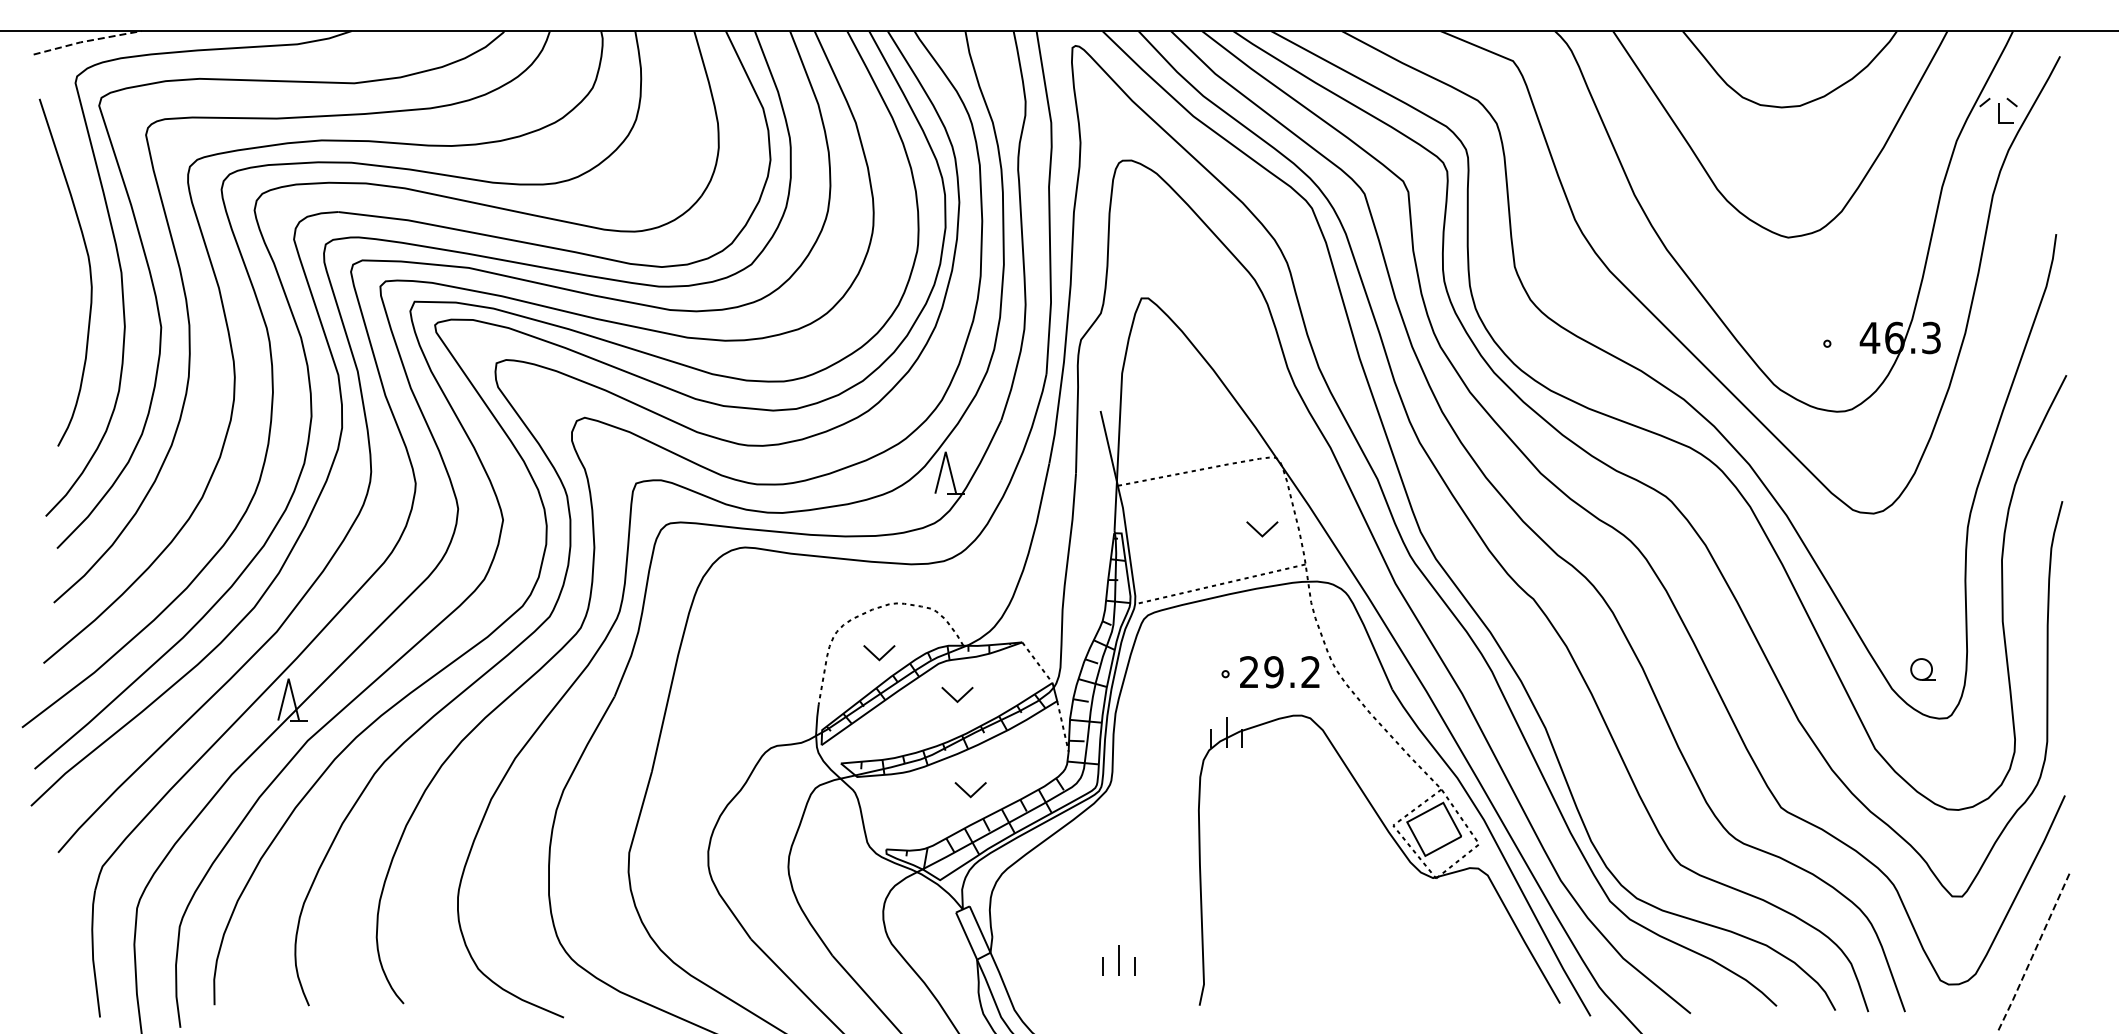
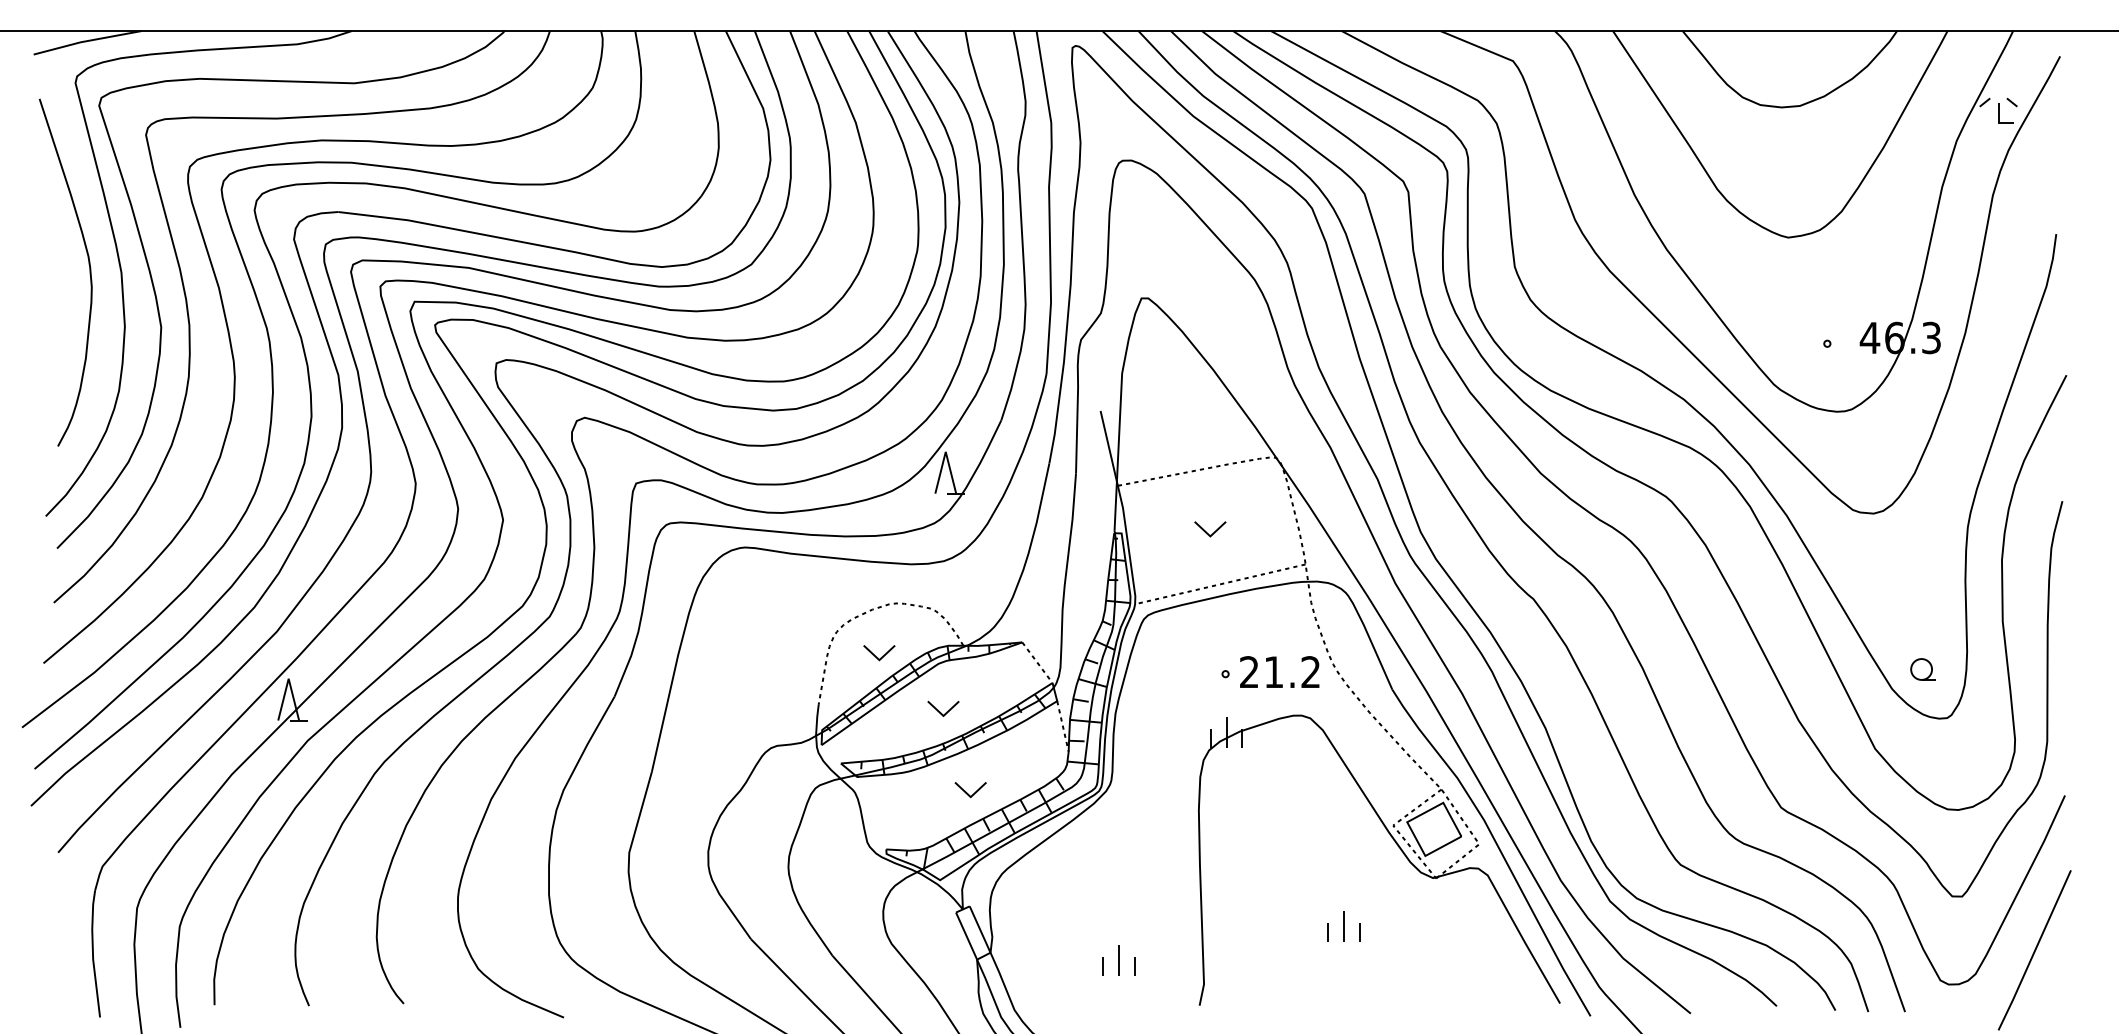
line: dashed -> solid (87, 41)
part position: (1262, 529) -> (1210, 529) (1210, 529)
text: 29.2 -> 21.2 (1273, 672)
part position: (957, 694) -> (943, 708) (943, 708)
part: none -> present (1343, 926)
line: dashed -> solid (2034, 951)
